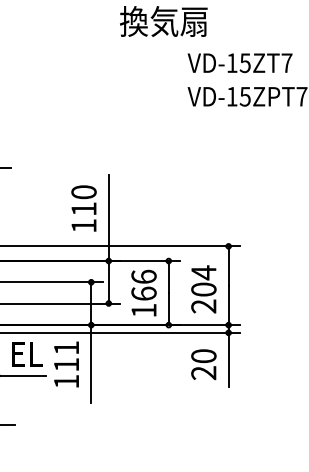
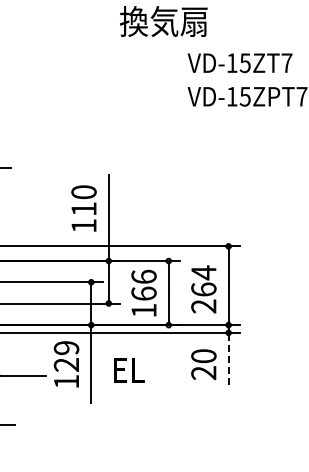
text: 204 -> 264 (203, 289)
text position: (27, 354) -> (129, 370) (129, 370)
text: 111 -> 129 (66, 356)
line: solid -> dashed (228, 361)
